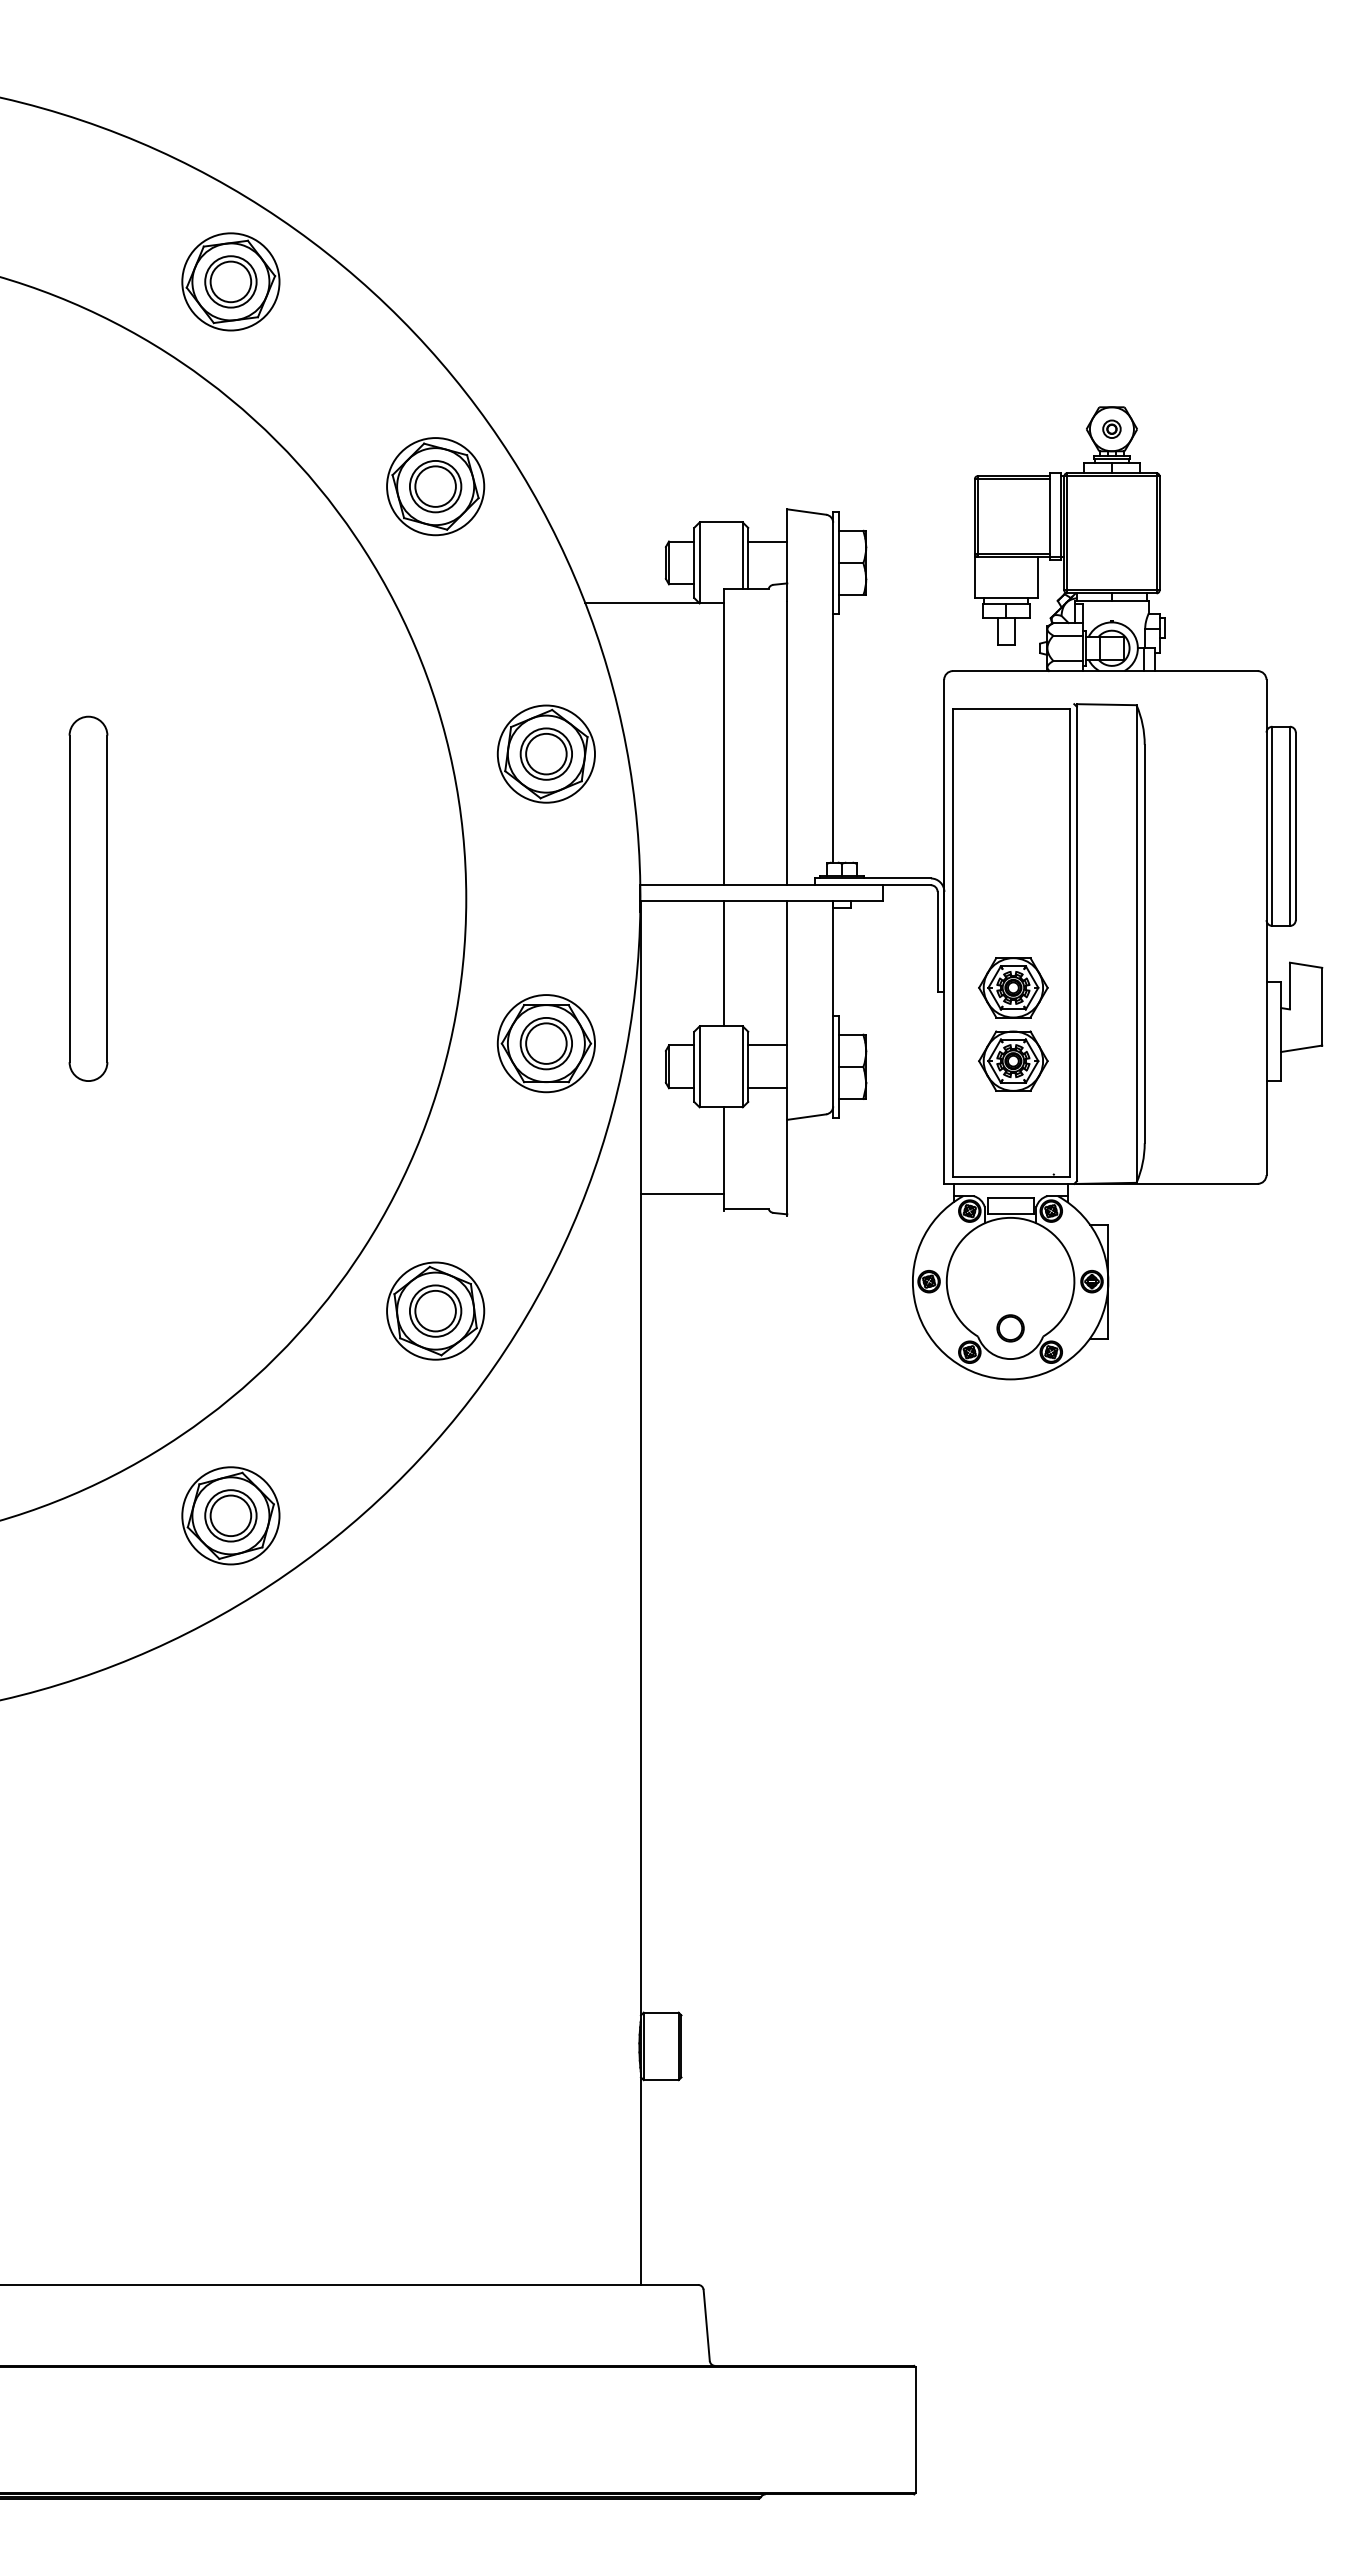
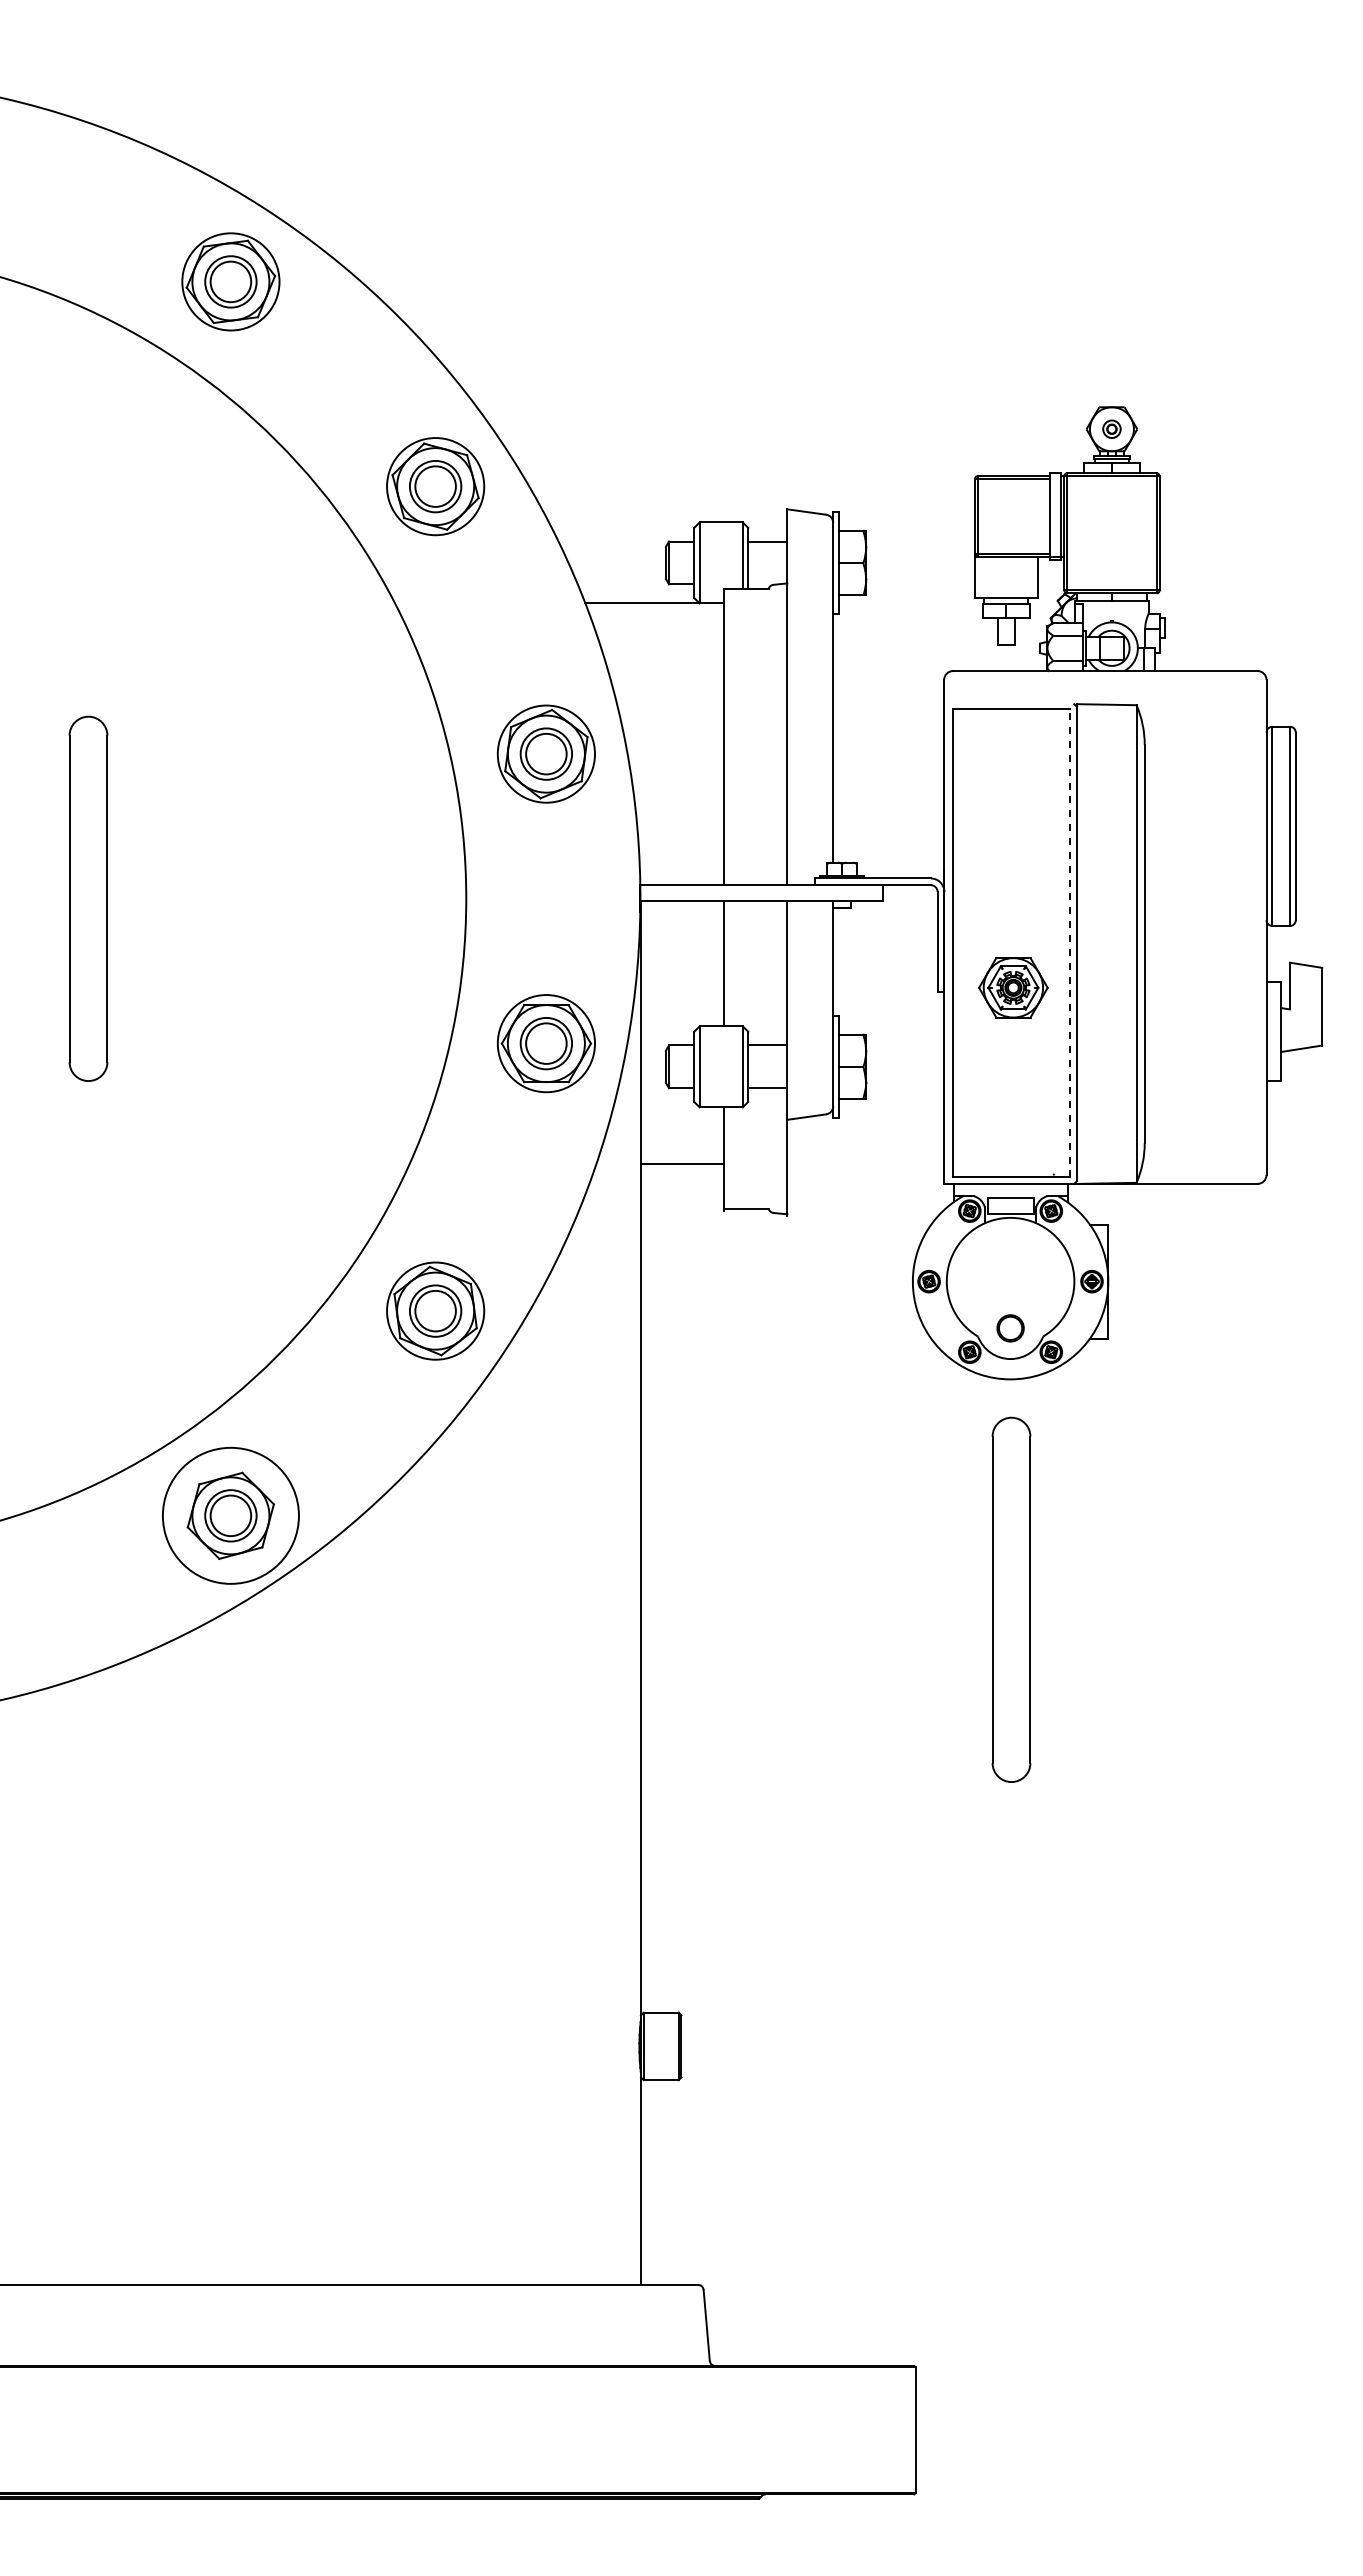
line: solid -> dashed (1070, 942)
part: present -> none (1013, 1060)
line position: (682, 1194) -> (682, 1164) (682, 1164)
circle diameter: 97 px -> 136 px (230, 1515)
part: none -> present (1011, 1599)
